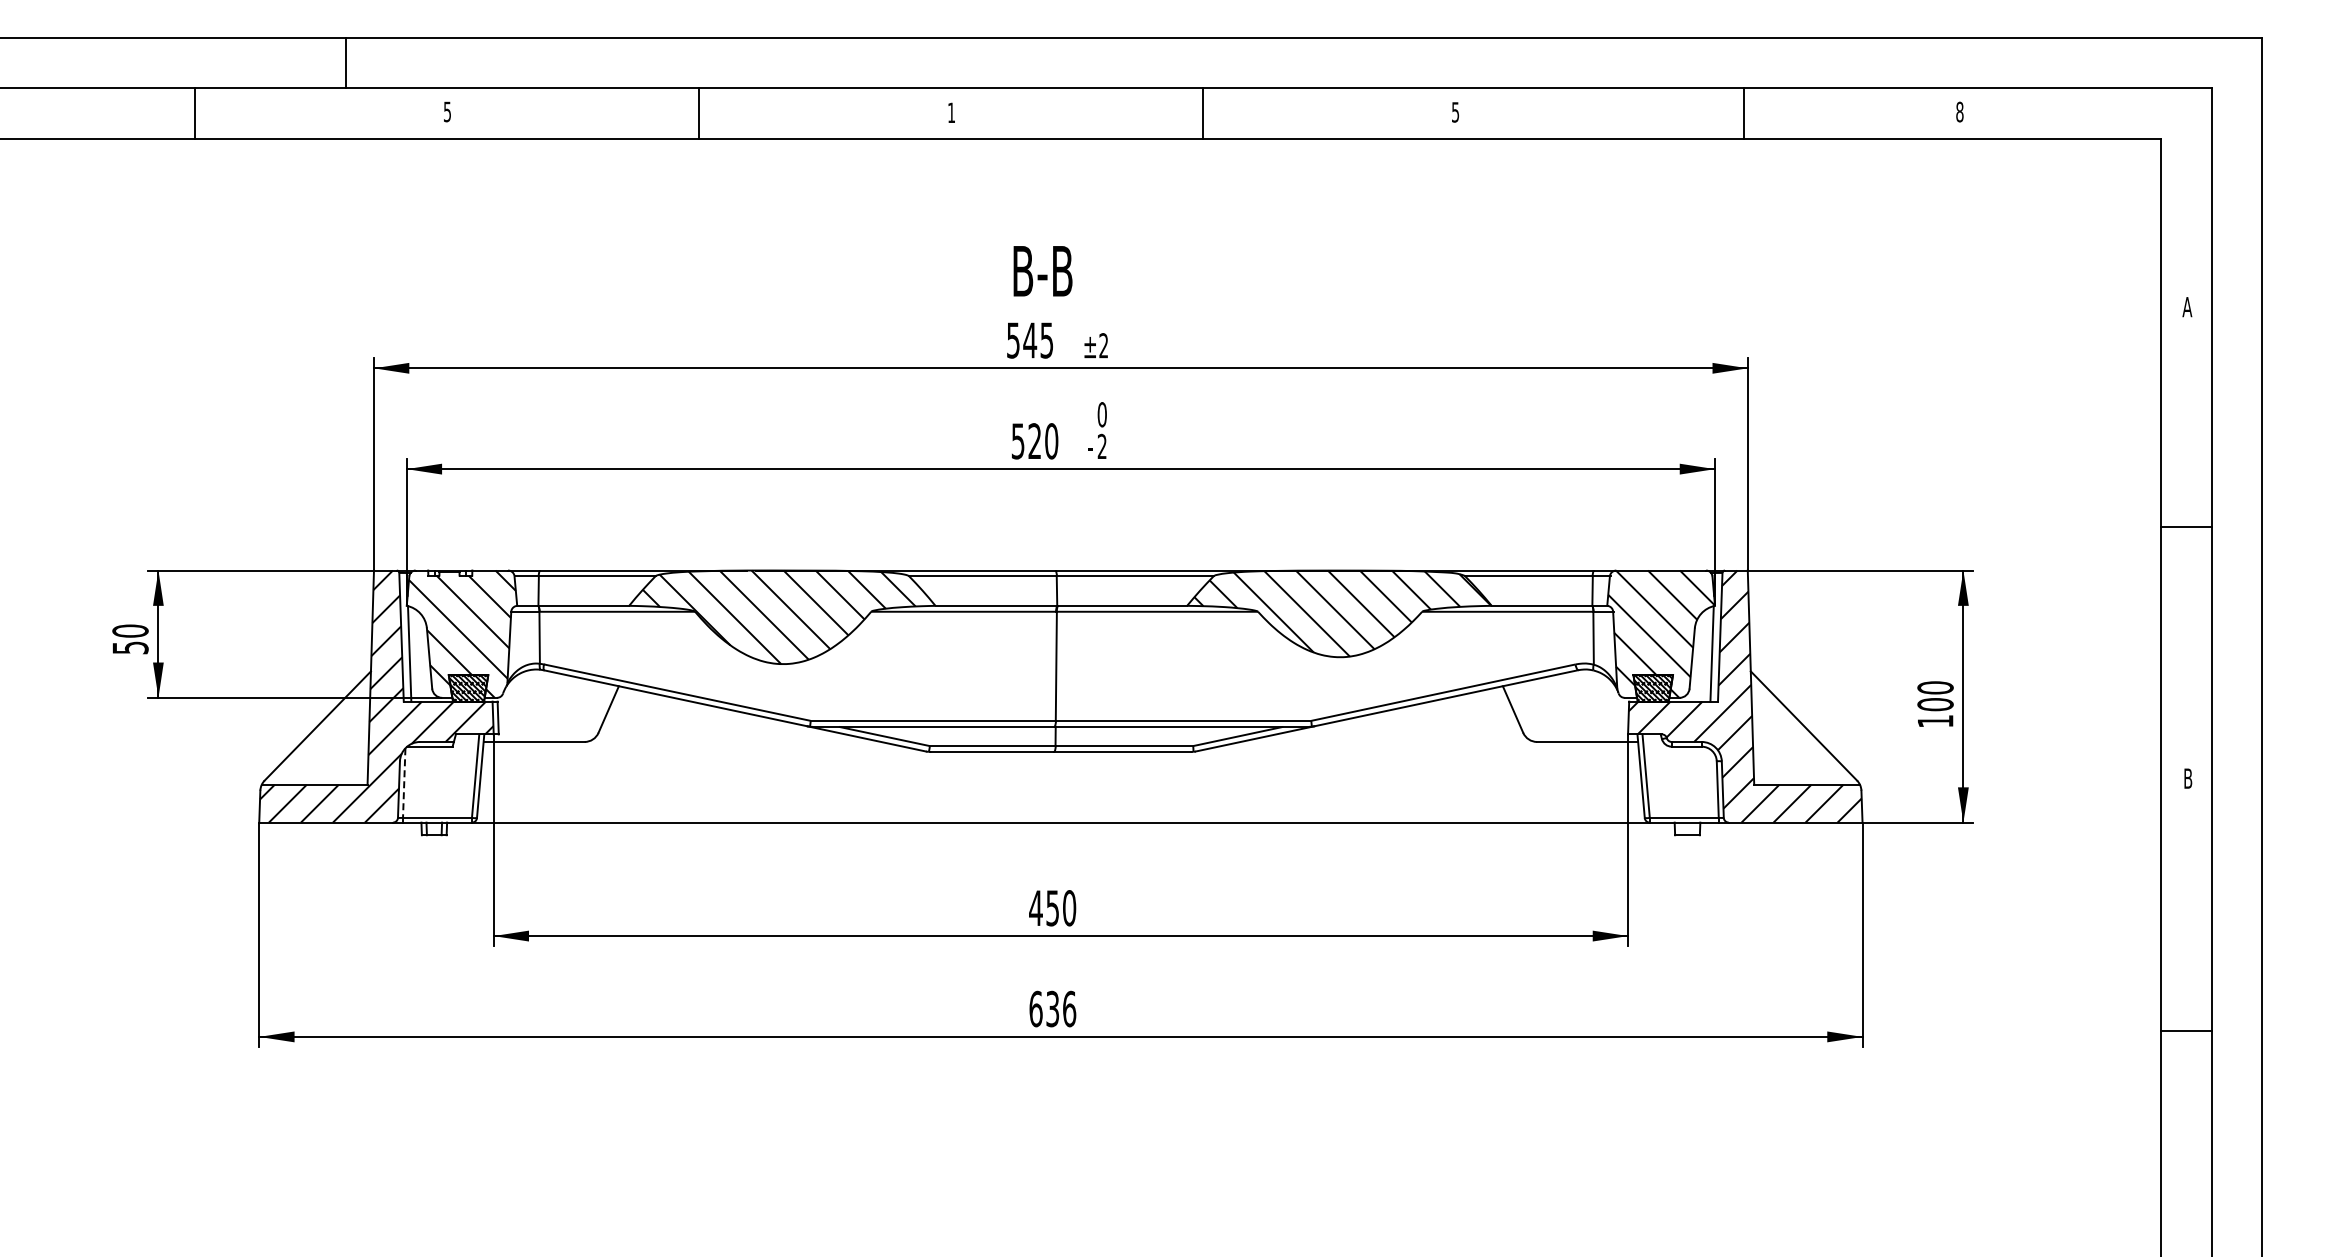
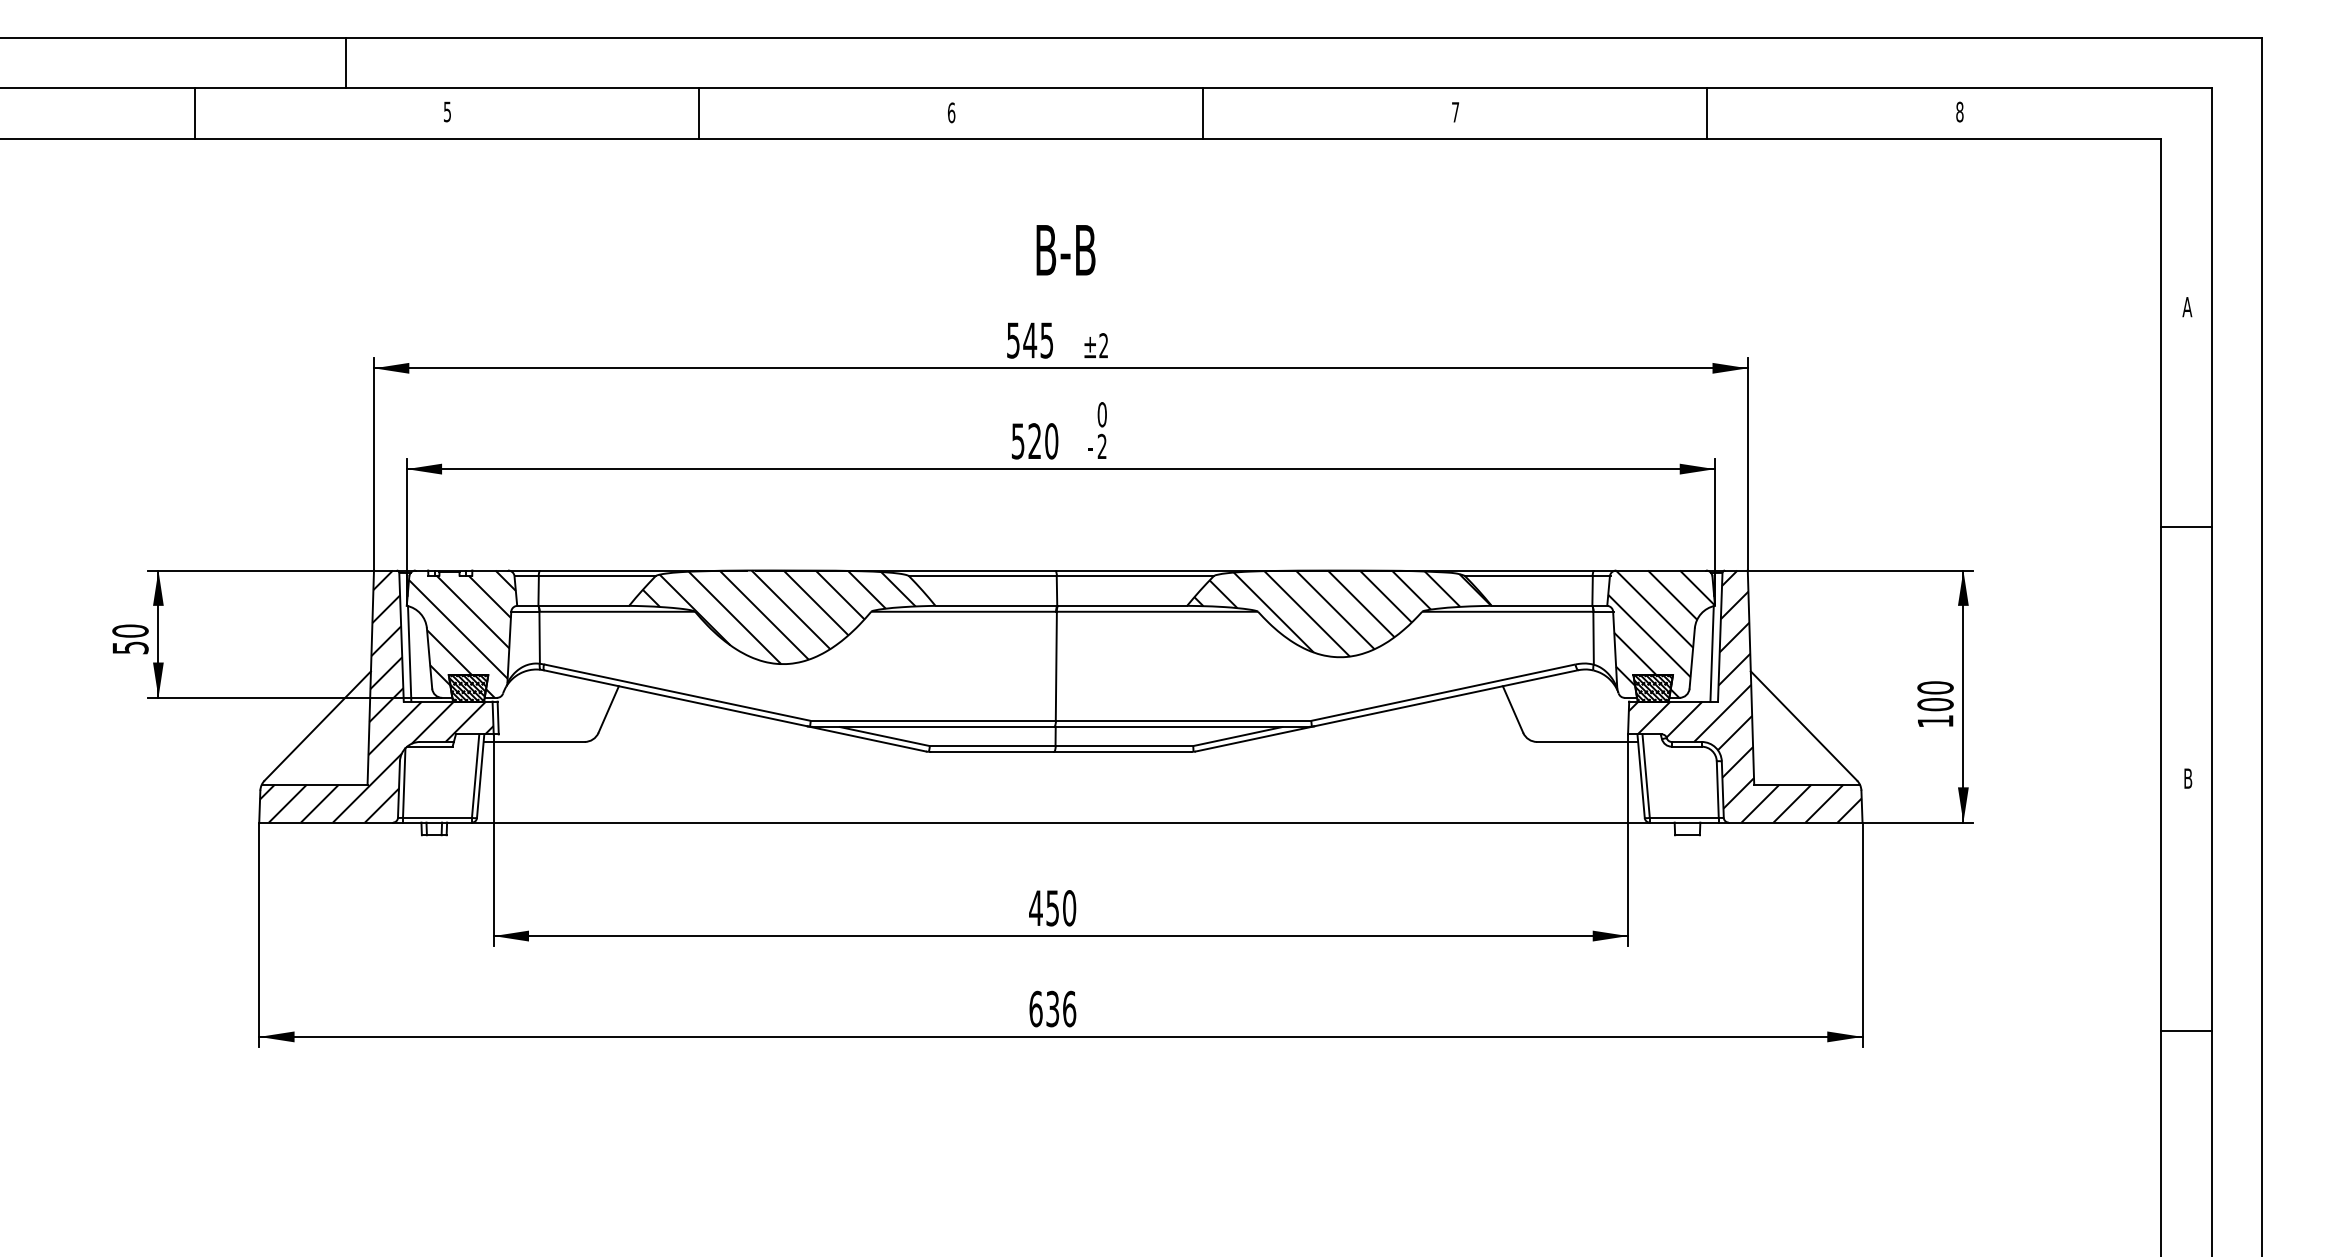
text: 1 -> 6 (951, 112)
text: 5 -> 7 (1455, 112)
line position: (1744, 113) -> (1707, 113) (1707, 113)
text position: (1042, 271) -> (1065, 250) (1065, 250)
line: dashed -> solid (404, 783)
